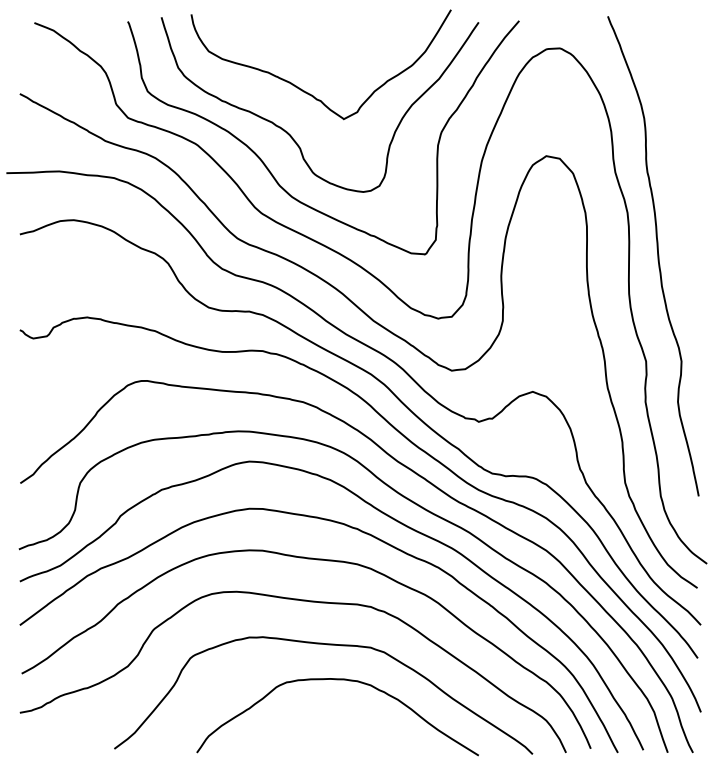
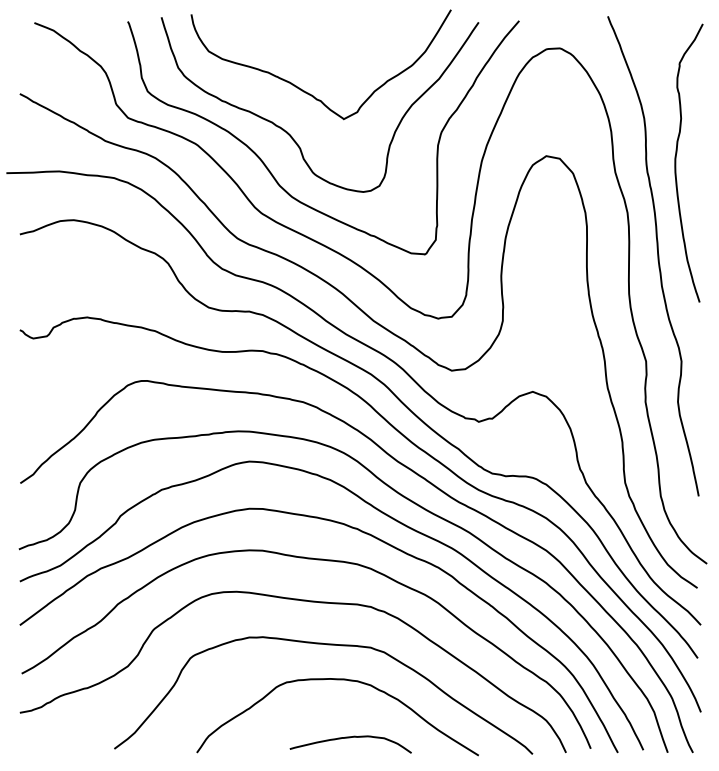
curve: none -> present (676, 162)
curve: none -> present (350, 738)
